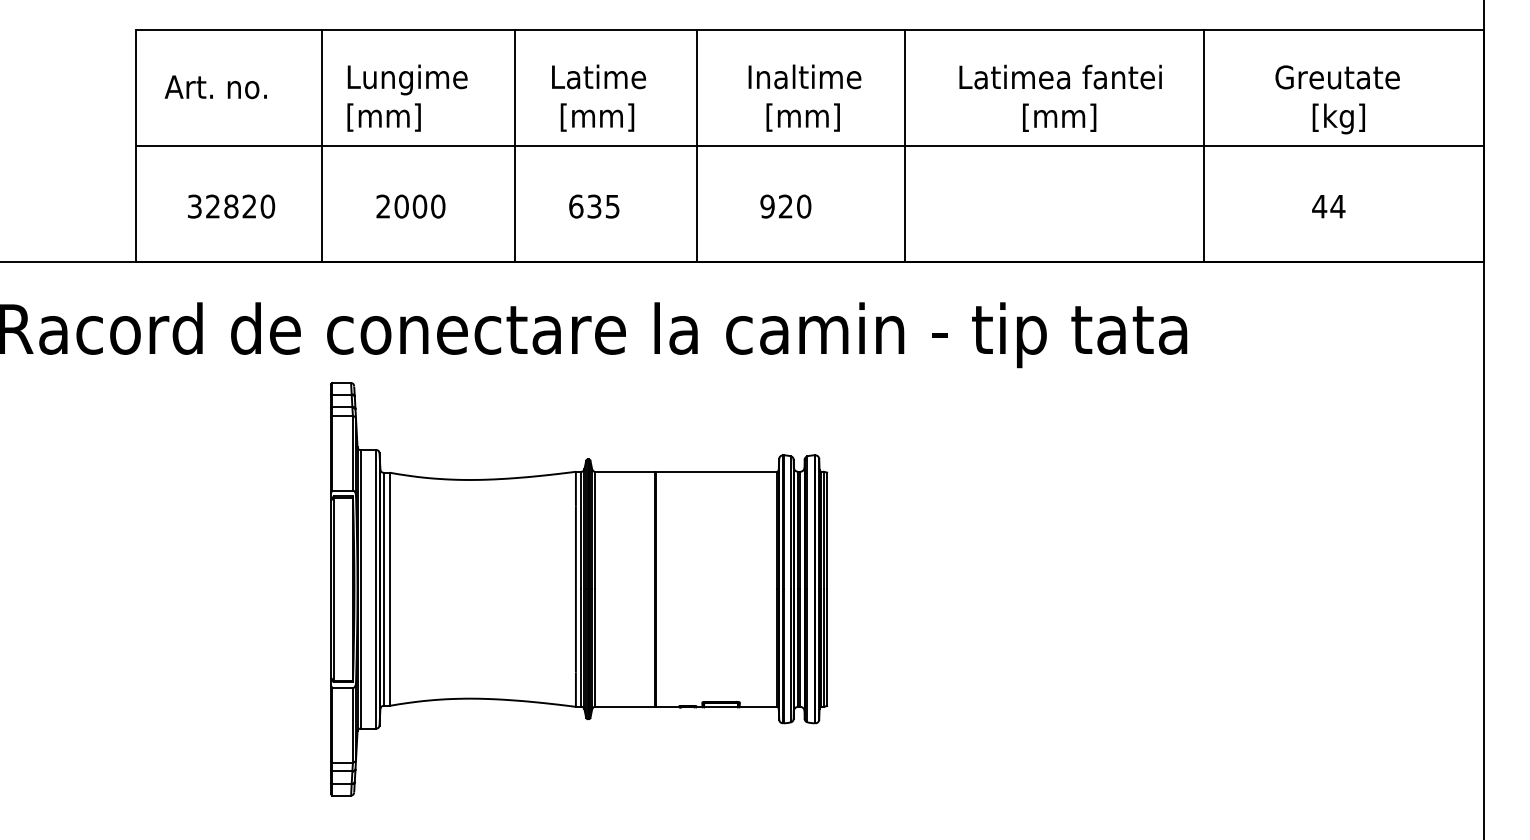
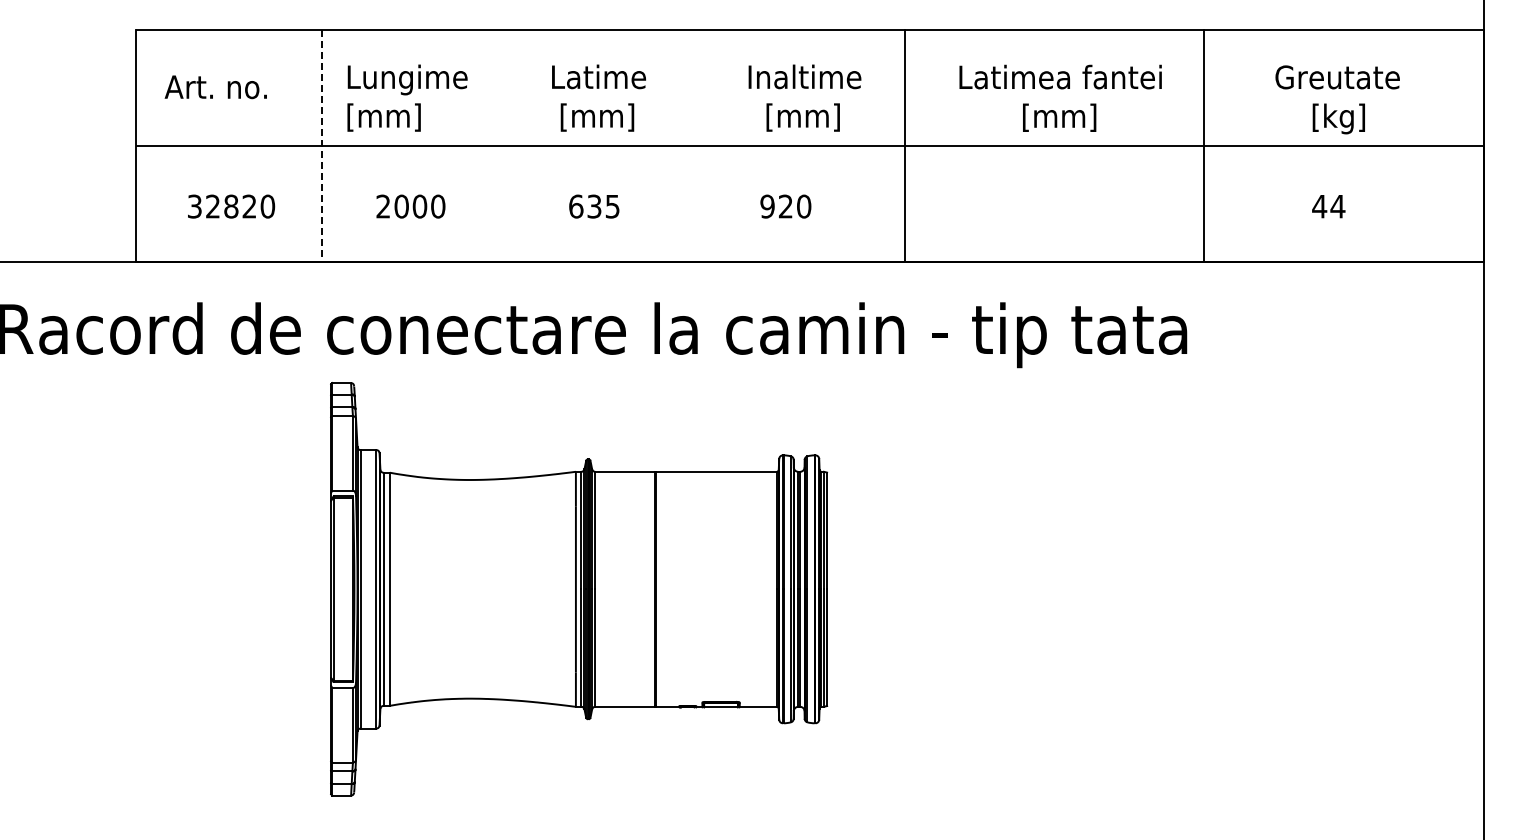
line: present -> none (514, 145)
line: present -> none (696, 145)
line: solid -> dashed (321, 146)
